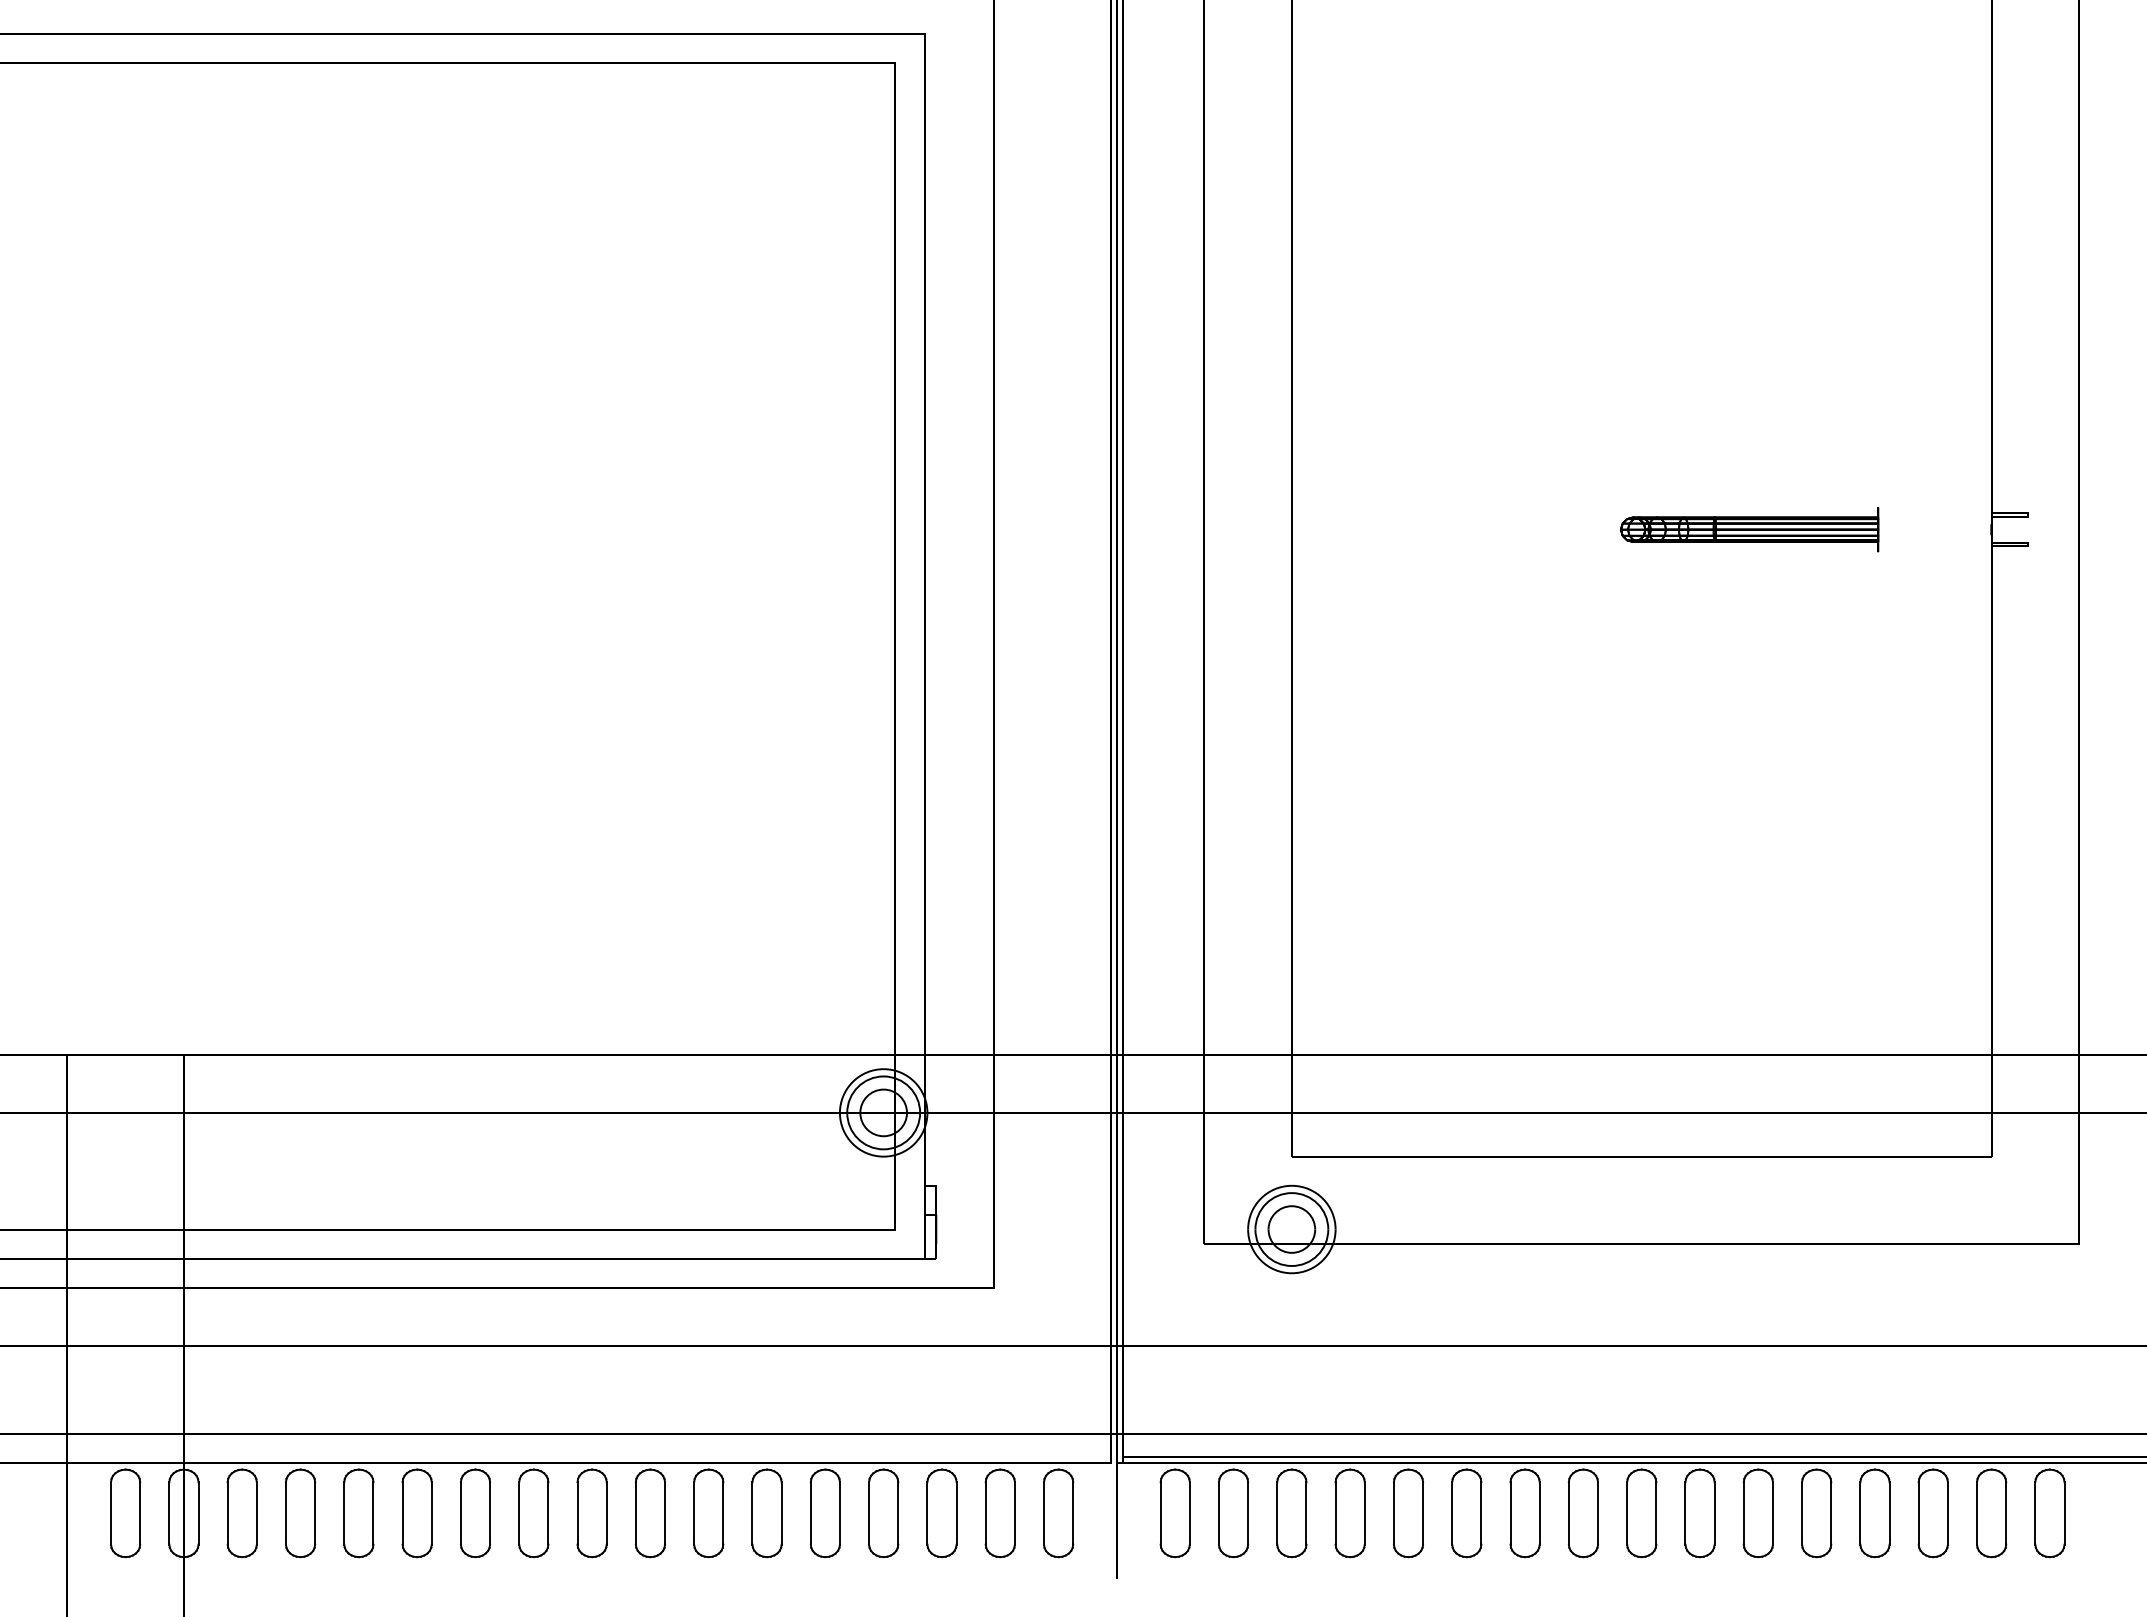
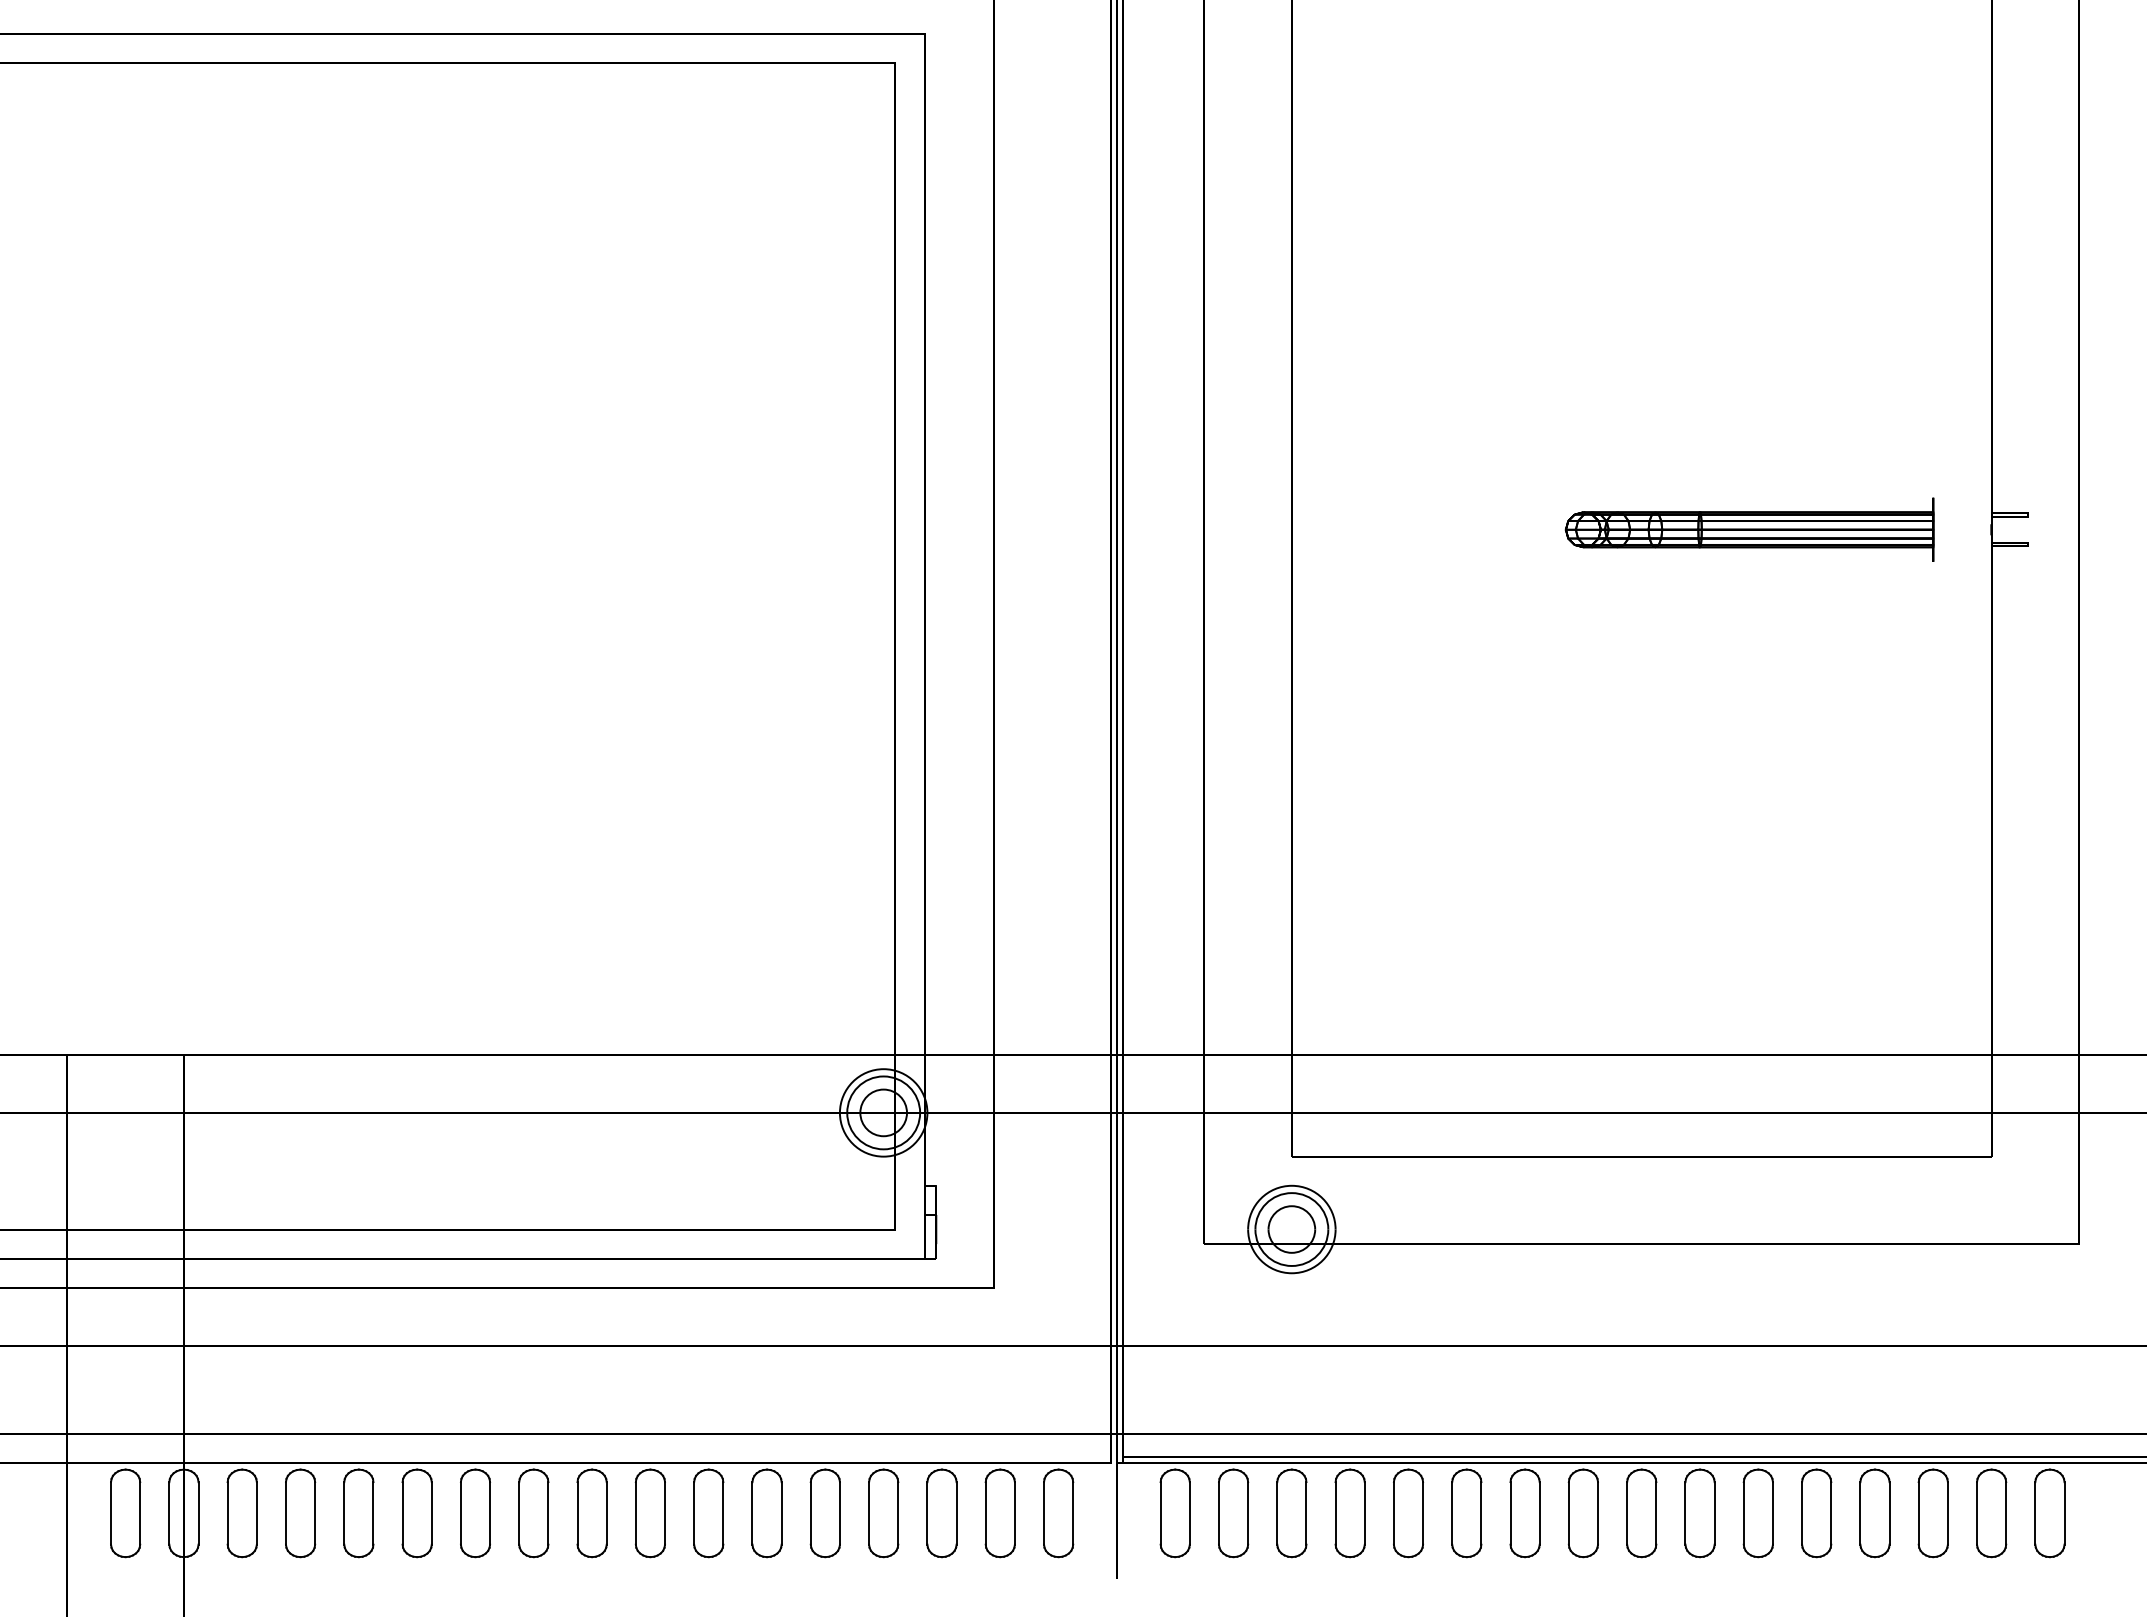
part size: 260x46 px -> 371x65 px (1749, 529)
